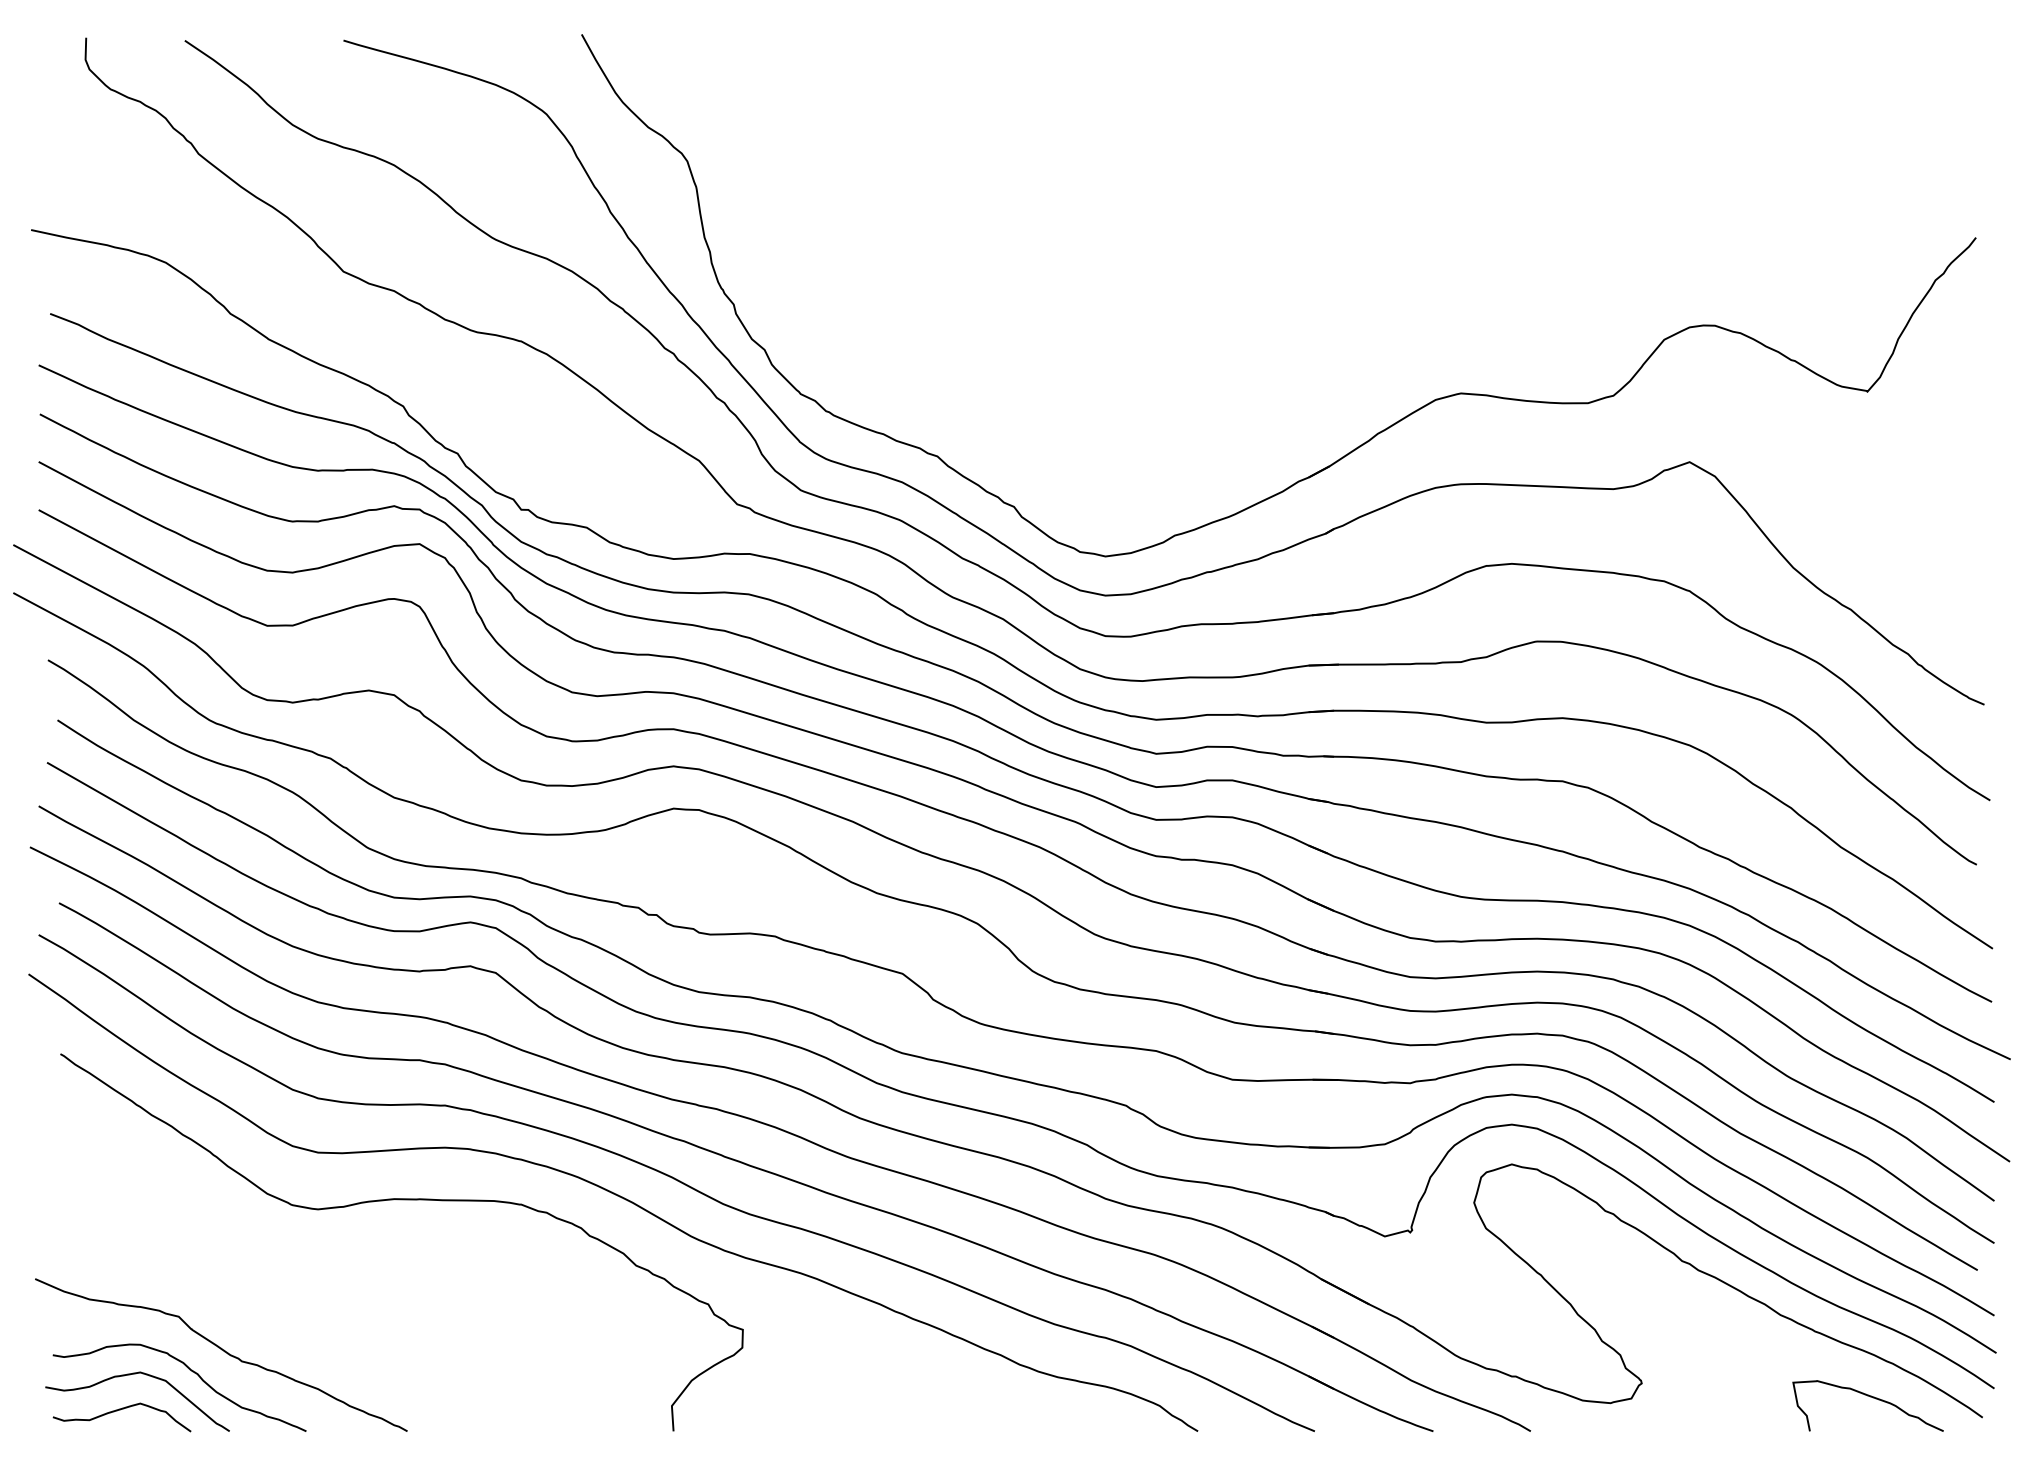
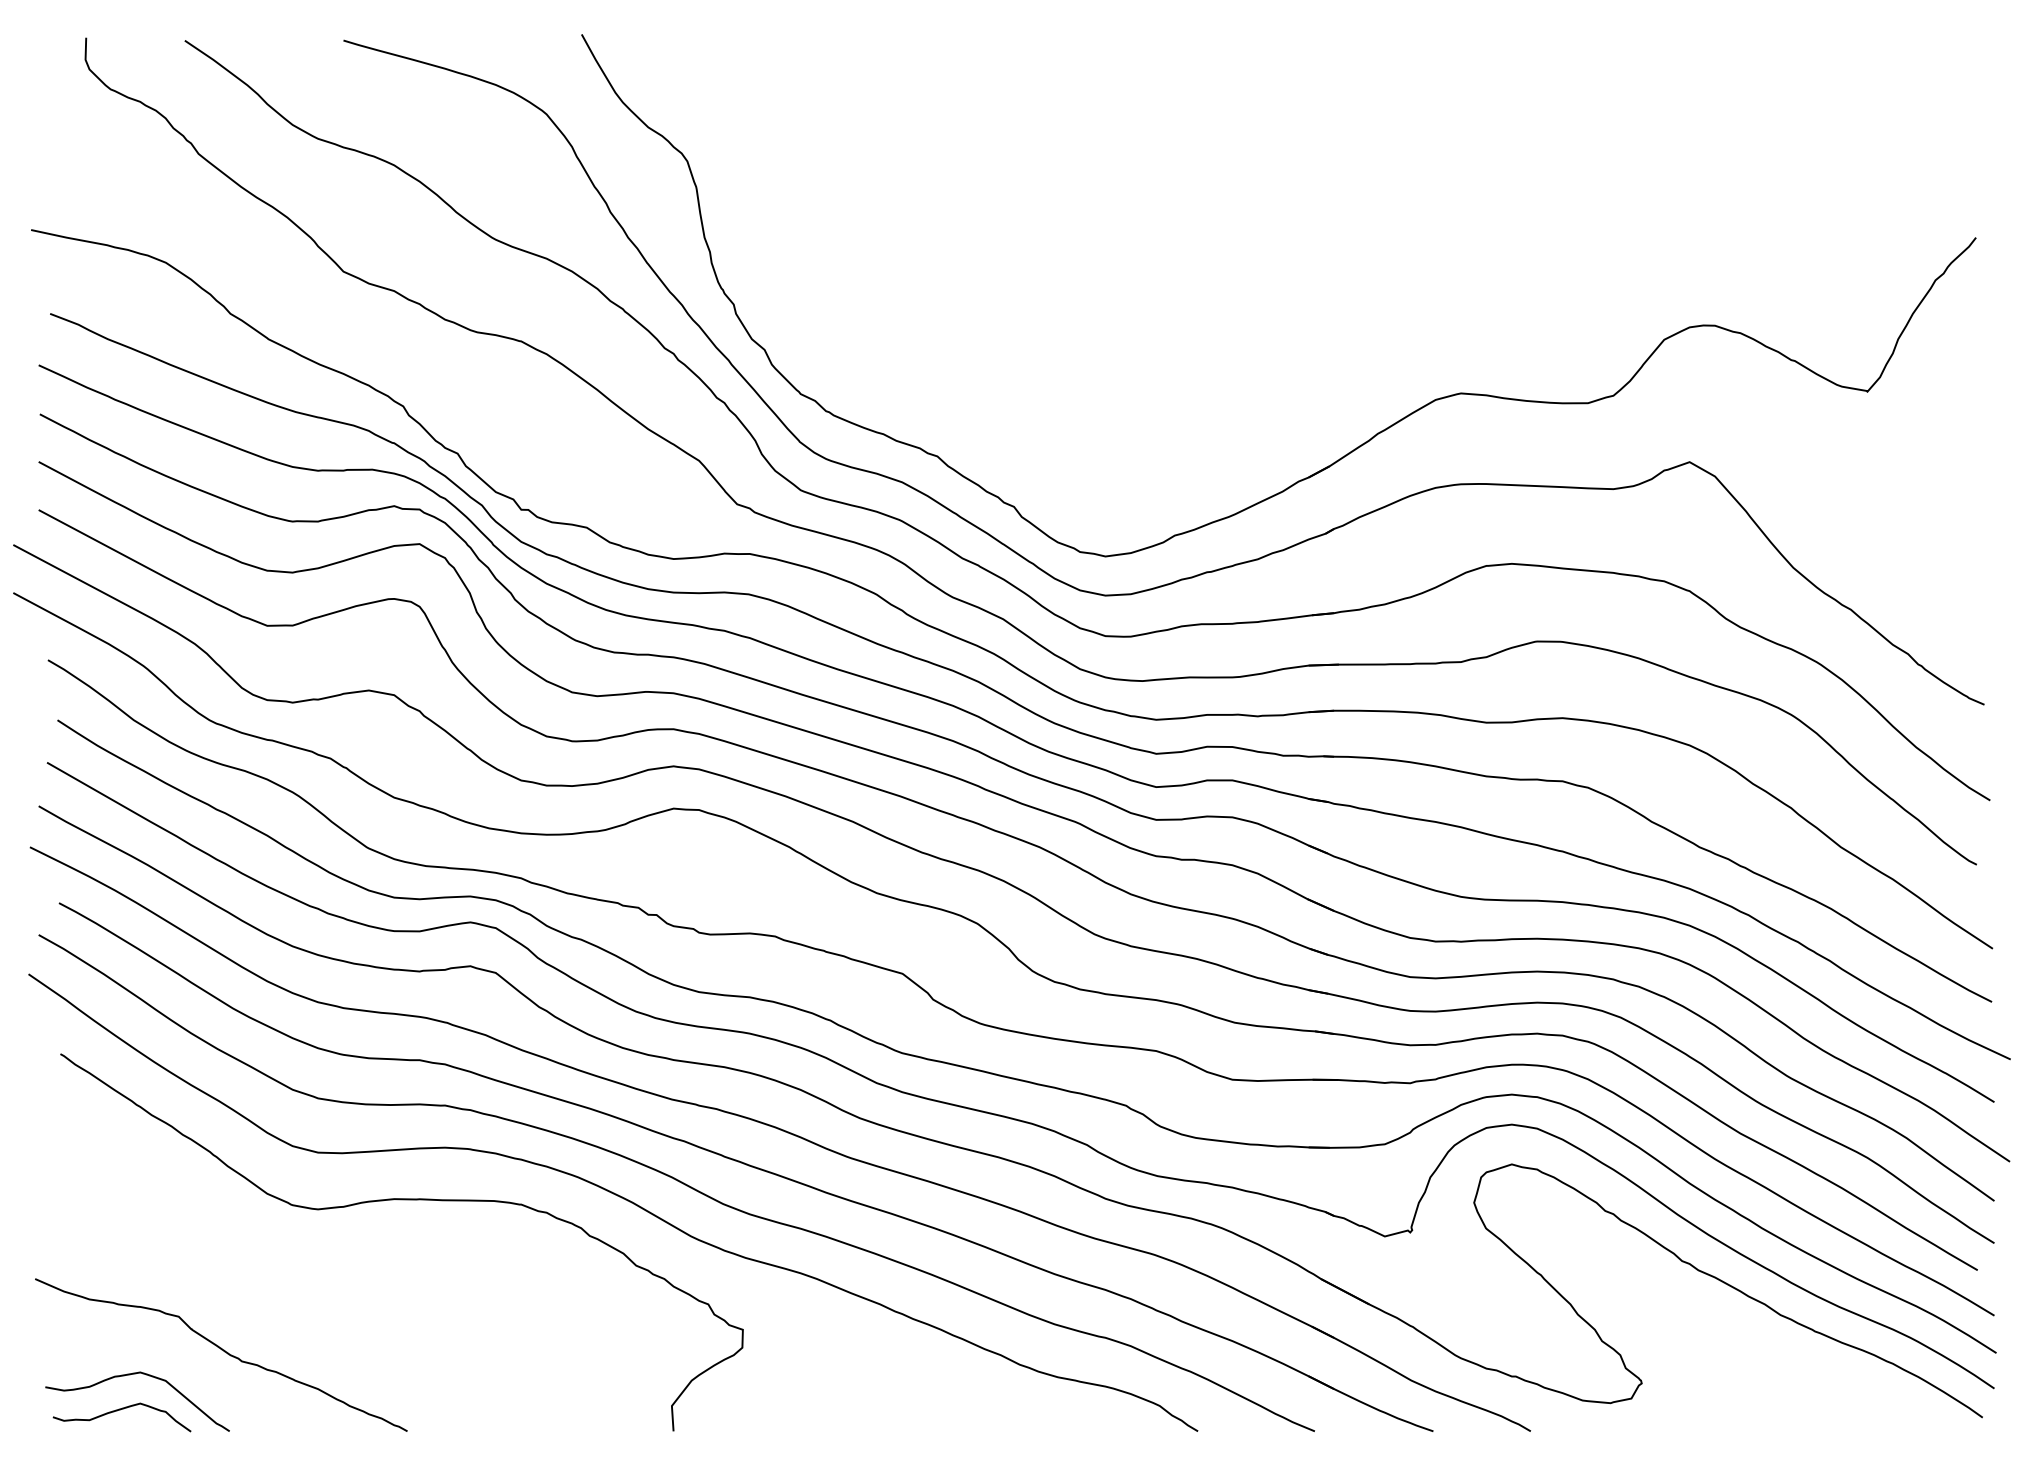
curve: present -> none (192, 1372)
curve: present -> none (1870, 1397)
